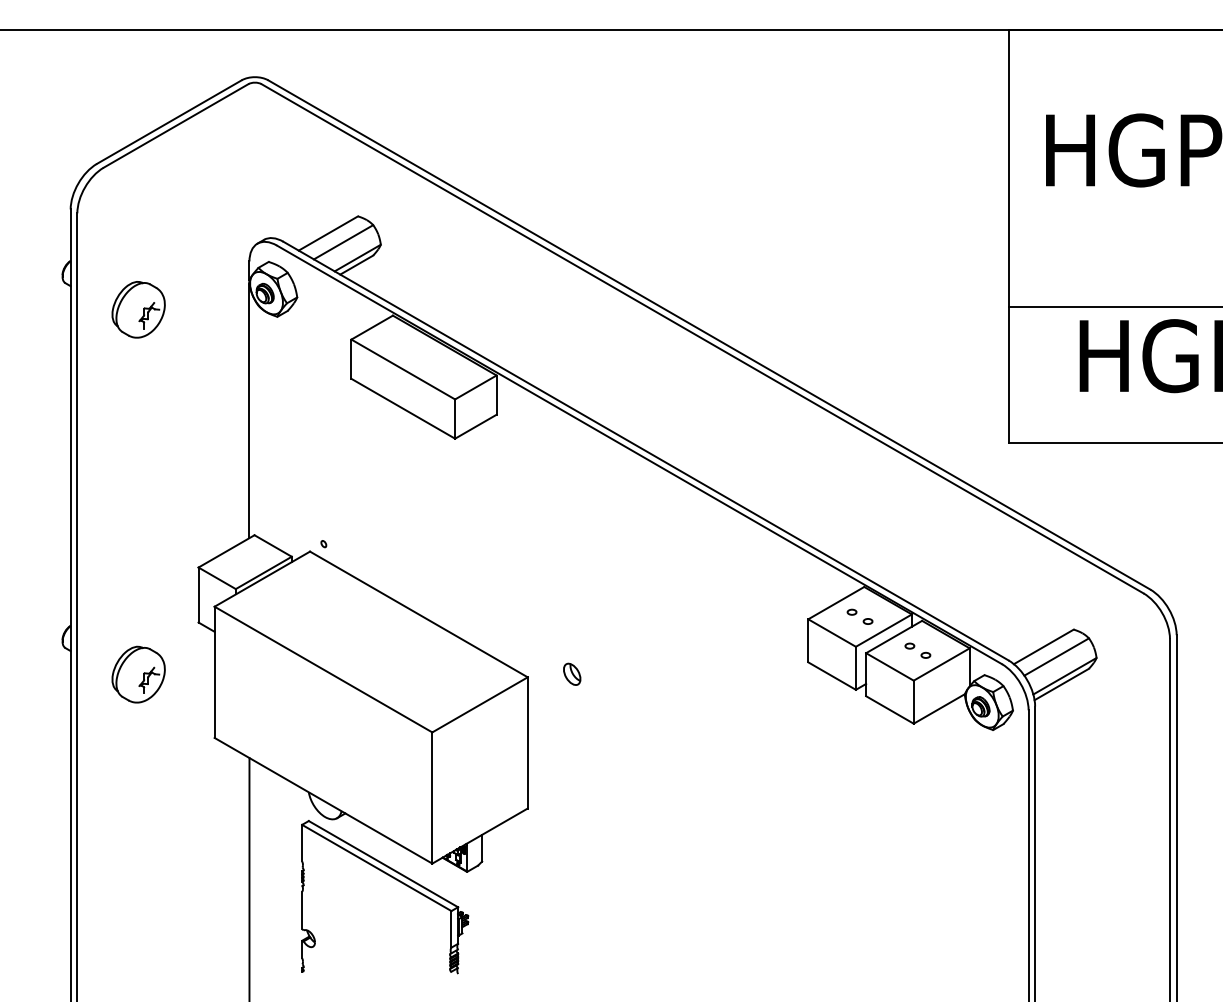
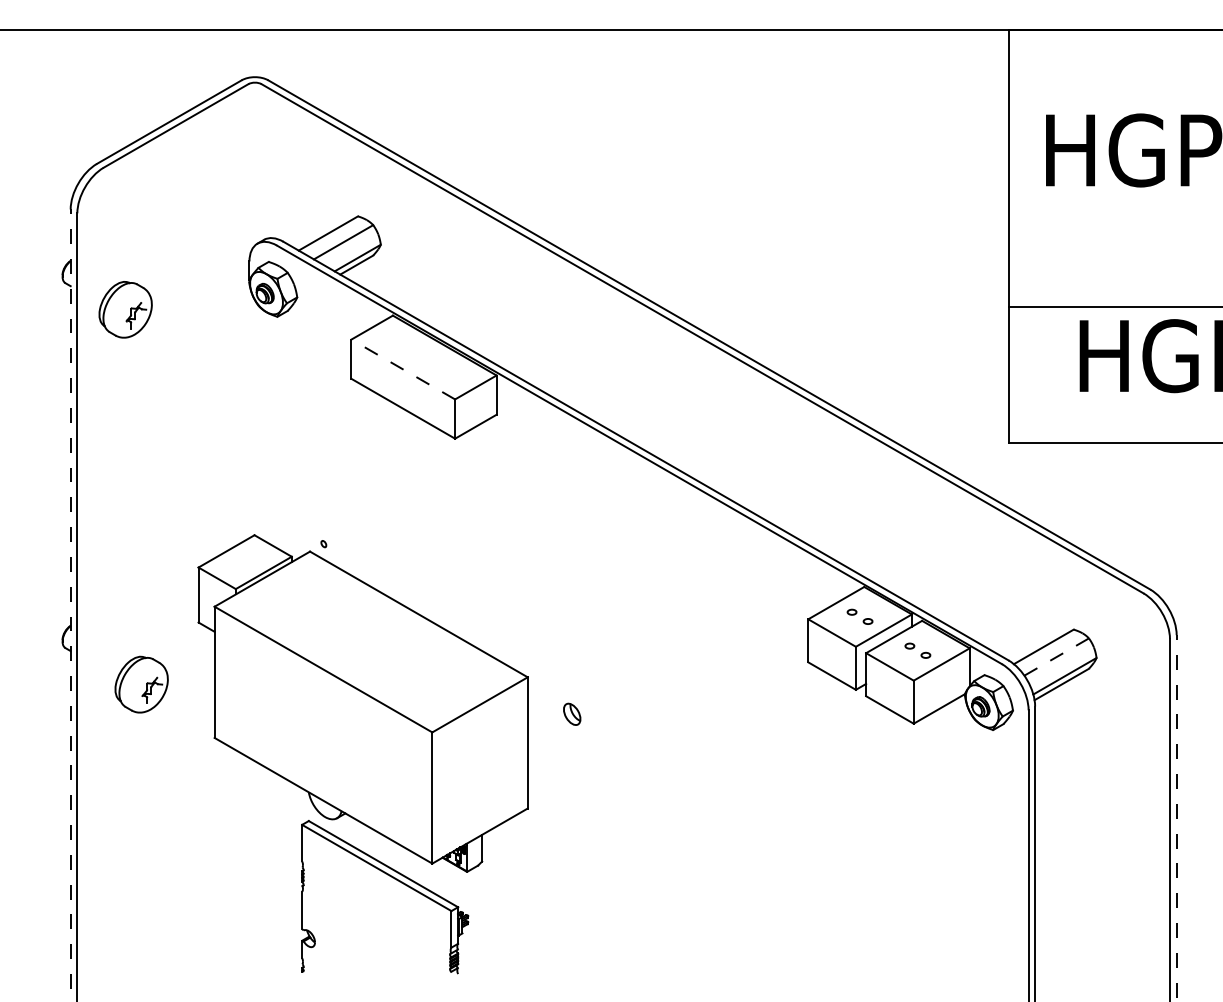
part position: (138, 309) -> (125, 309) (125, 309)
line: solid -> dashed (403, 369)
line: present -> none (249, 411)
line: solid -> dashed (70, 605)
line: solid -> dashed (1056, 657)
part position: (572, 673) -> (572, 713) (572, 713)
part position: (138, 674) -> (141, 684) (141, 684)
line: solid -> dashed (1176, 818)
line: present -> none (249, 878)
